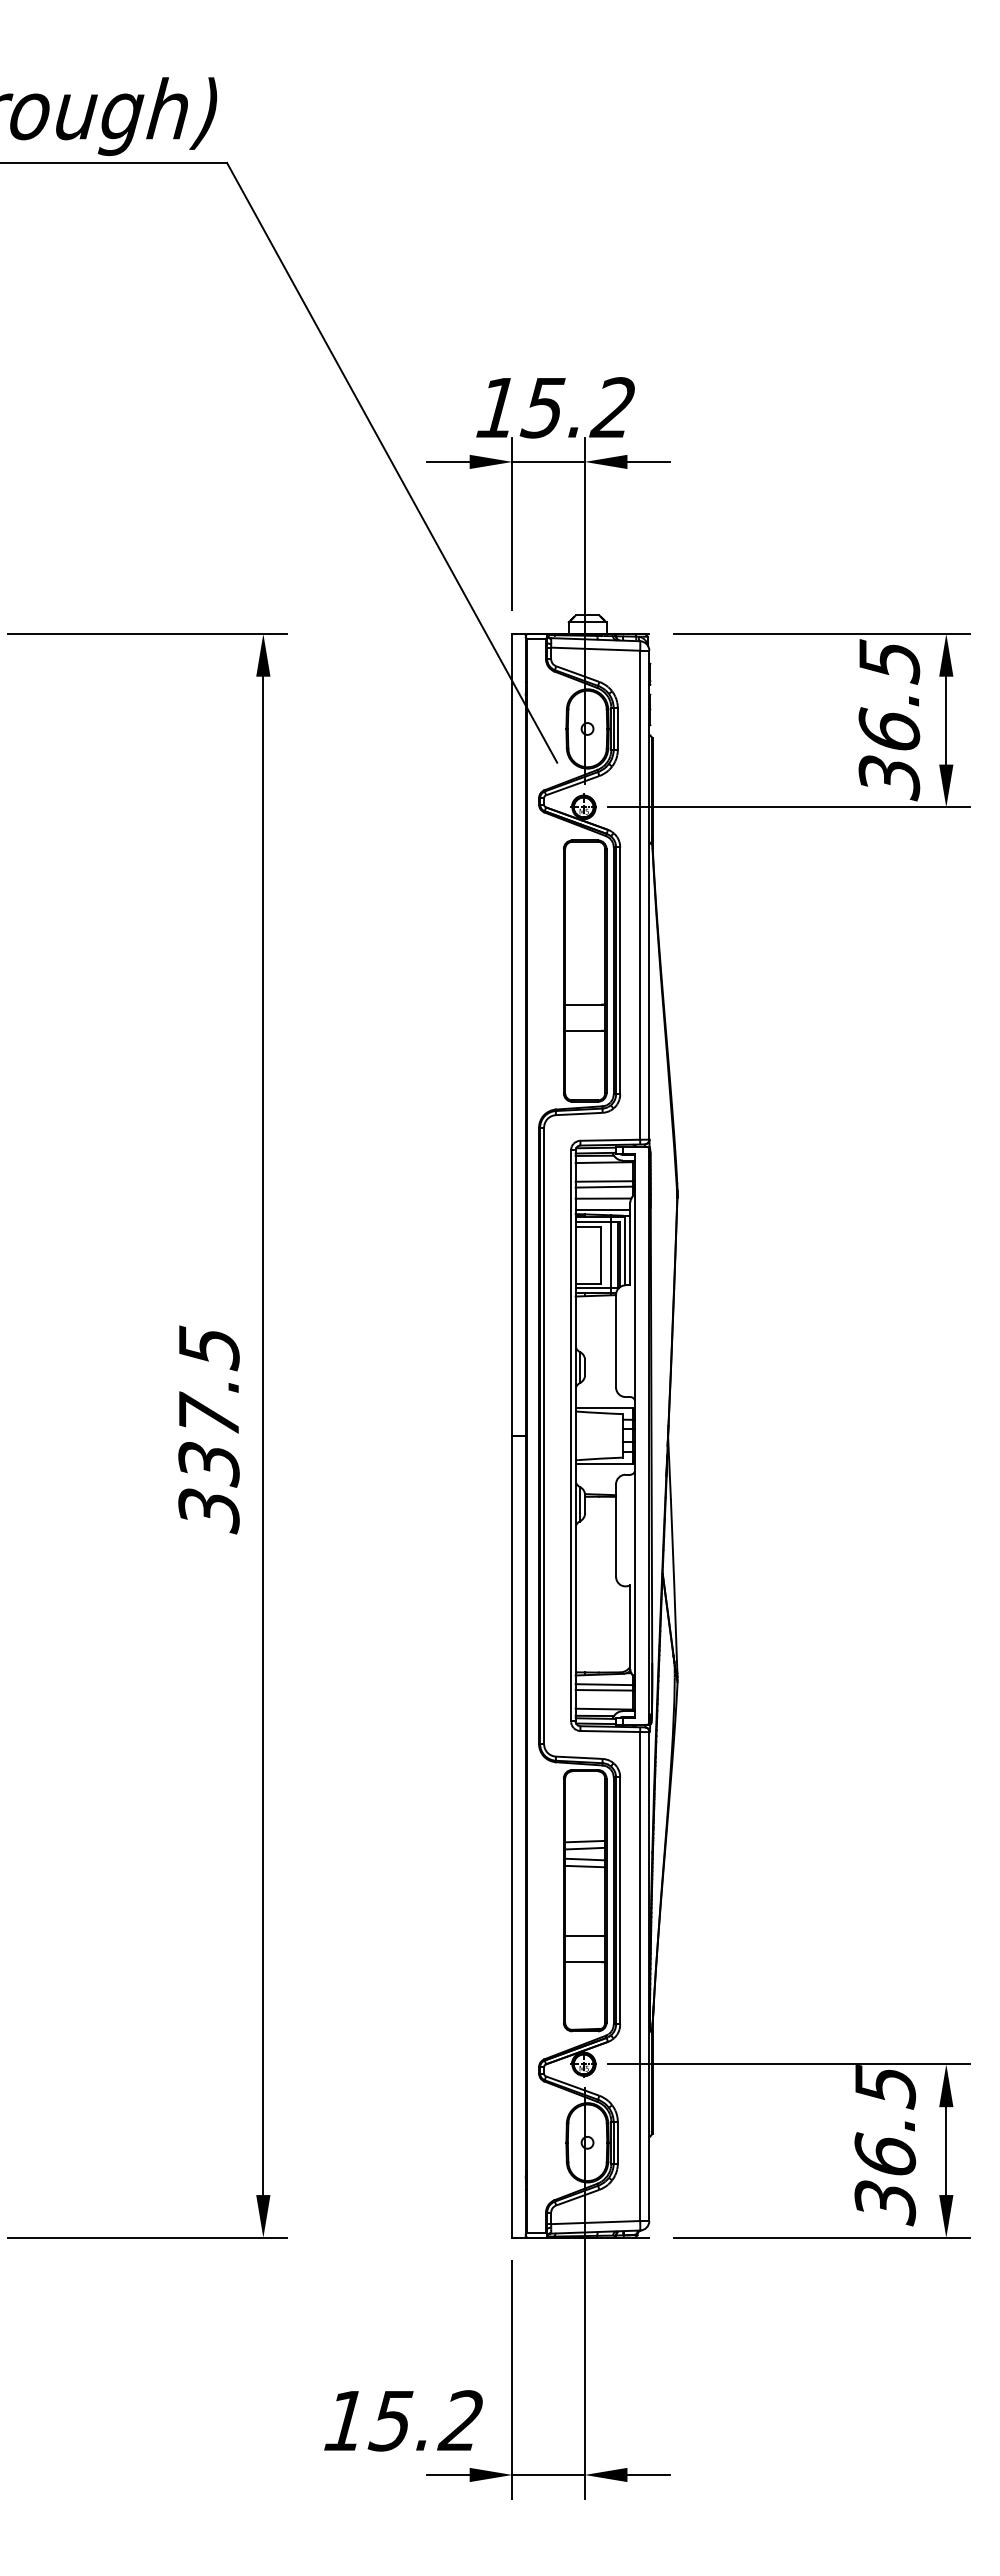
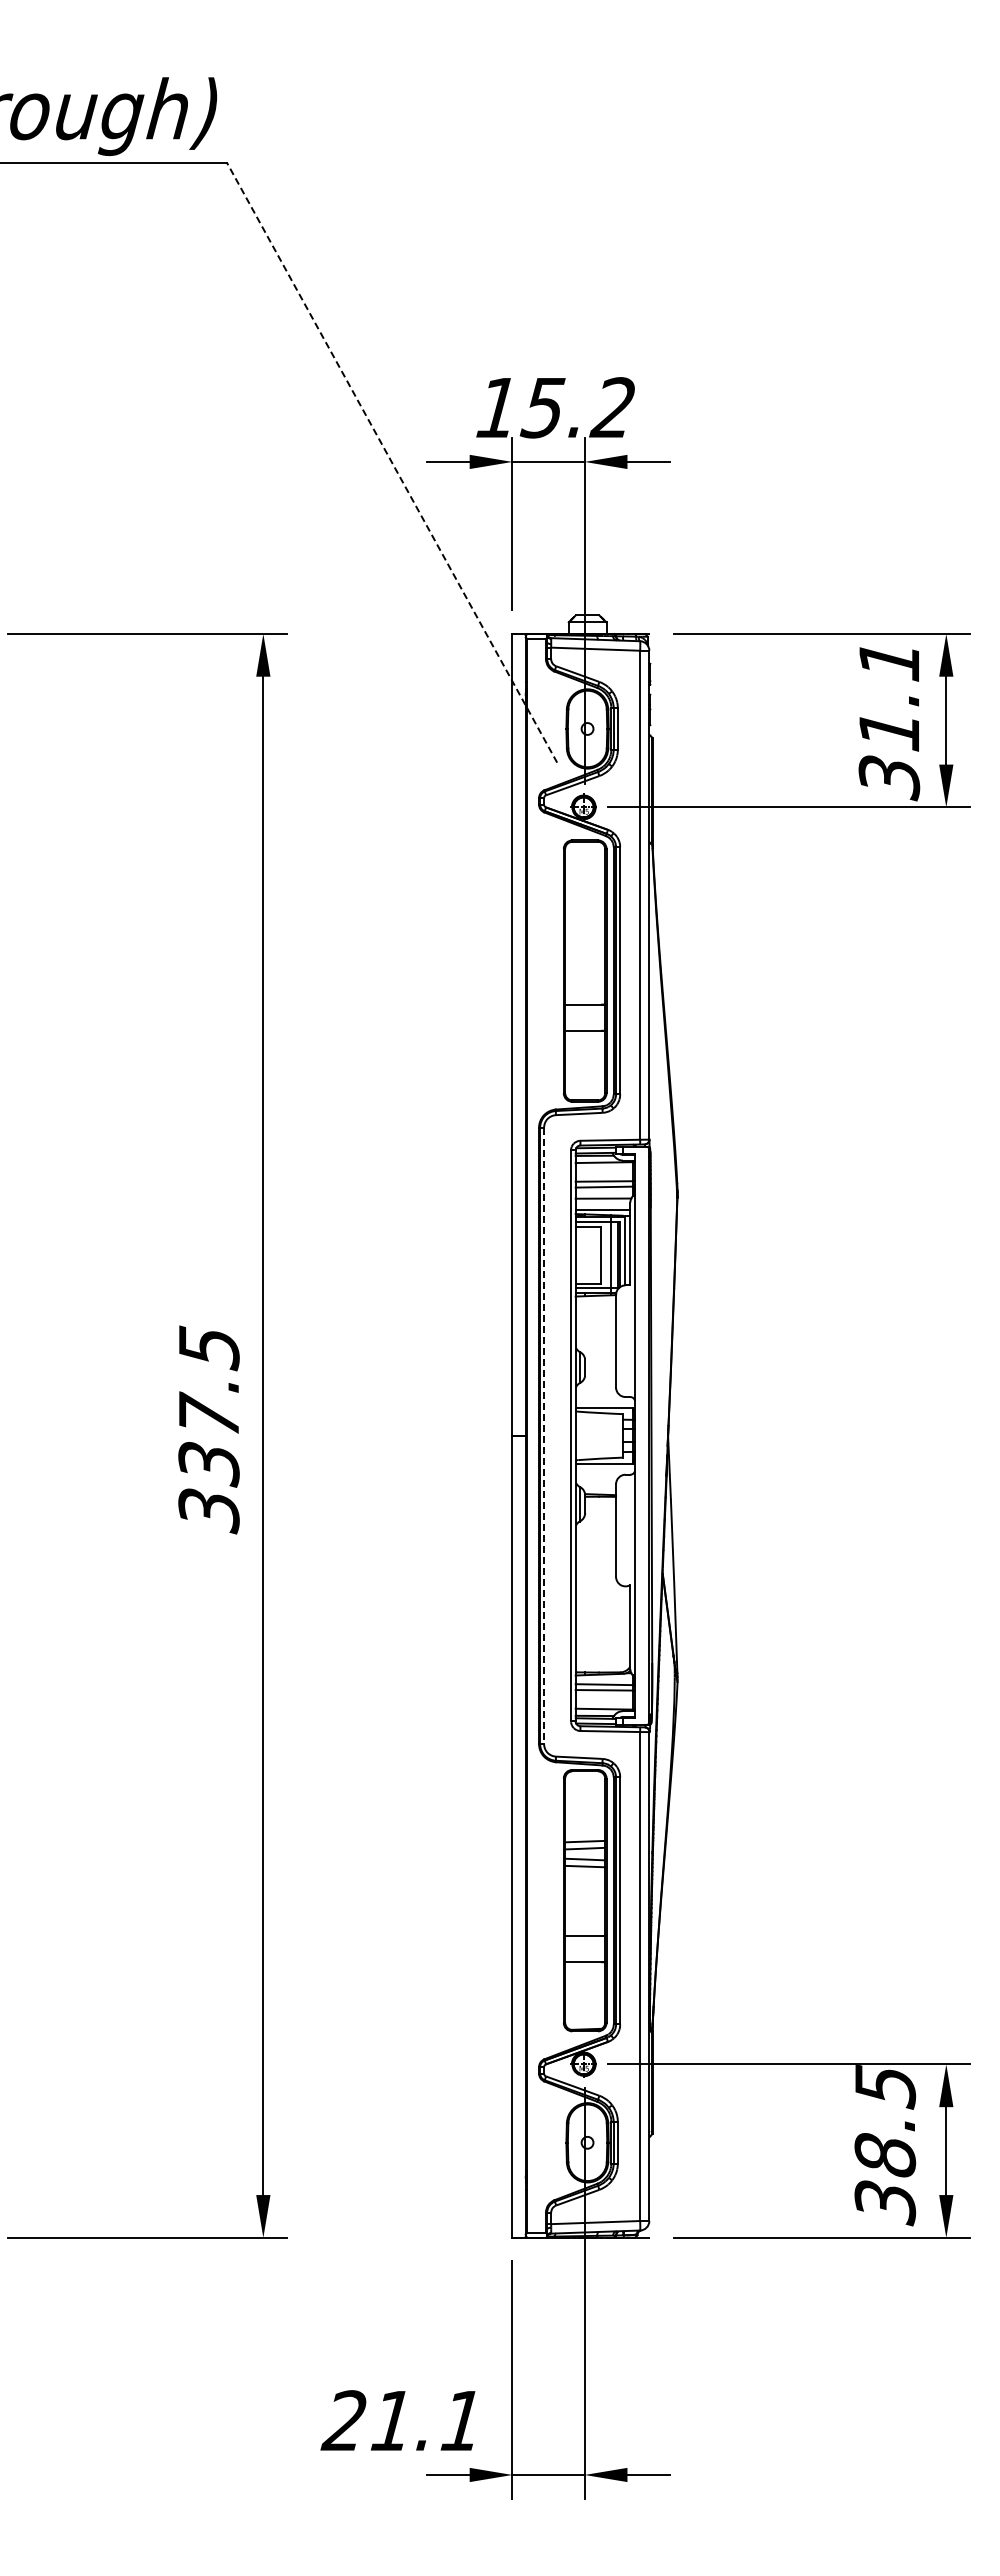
line: solid -> dashed (391, 462)
text: 36.5 -> 31.1 (889, 695)
line: solid -> dashed (544, 1436)
text: 36.5 -> 38.5 (884, 2154)
text: 15.2 -> 21.1 (401, 2420)
